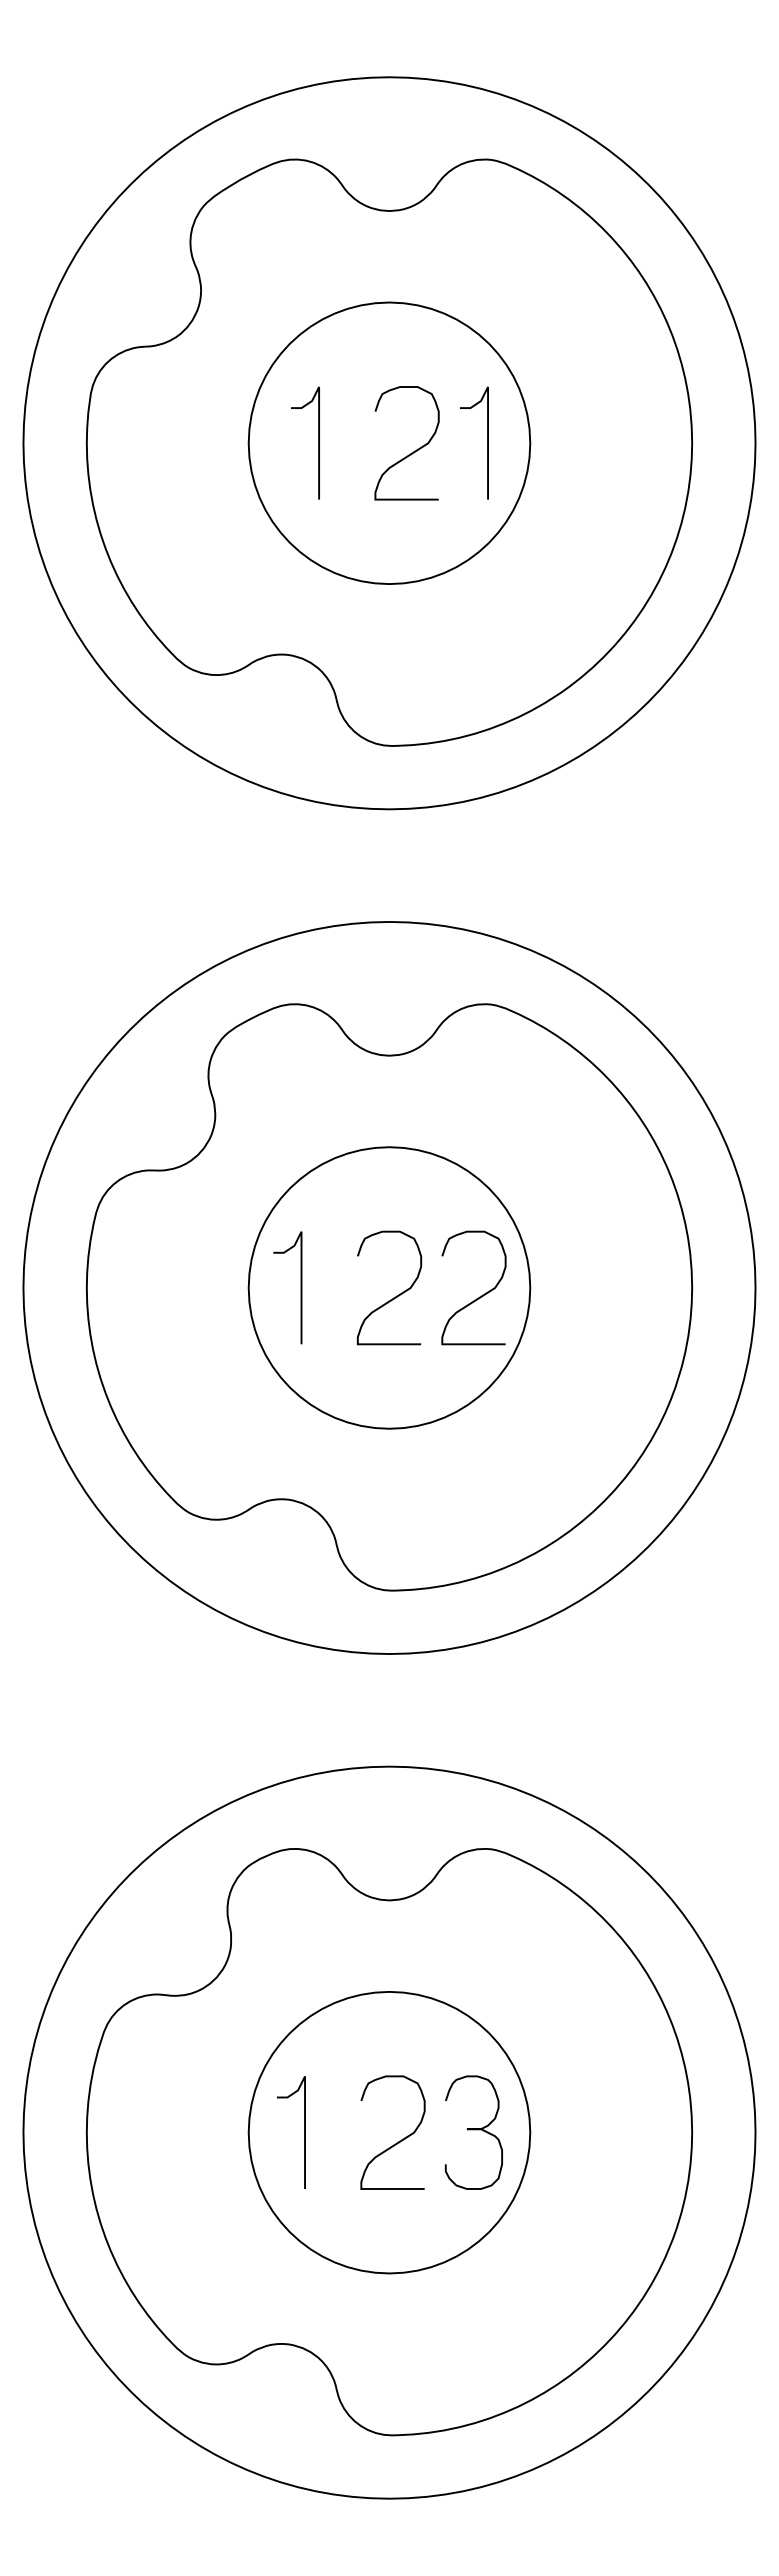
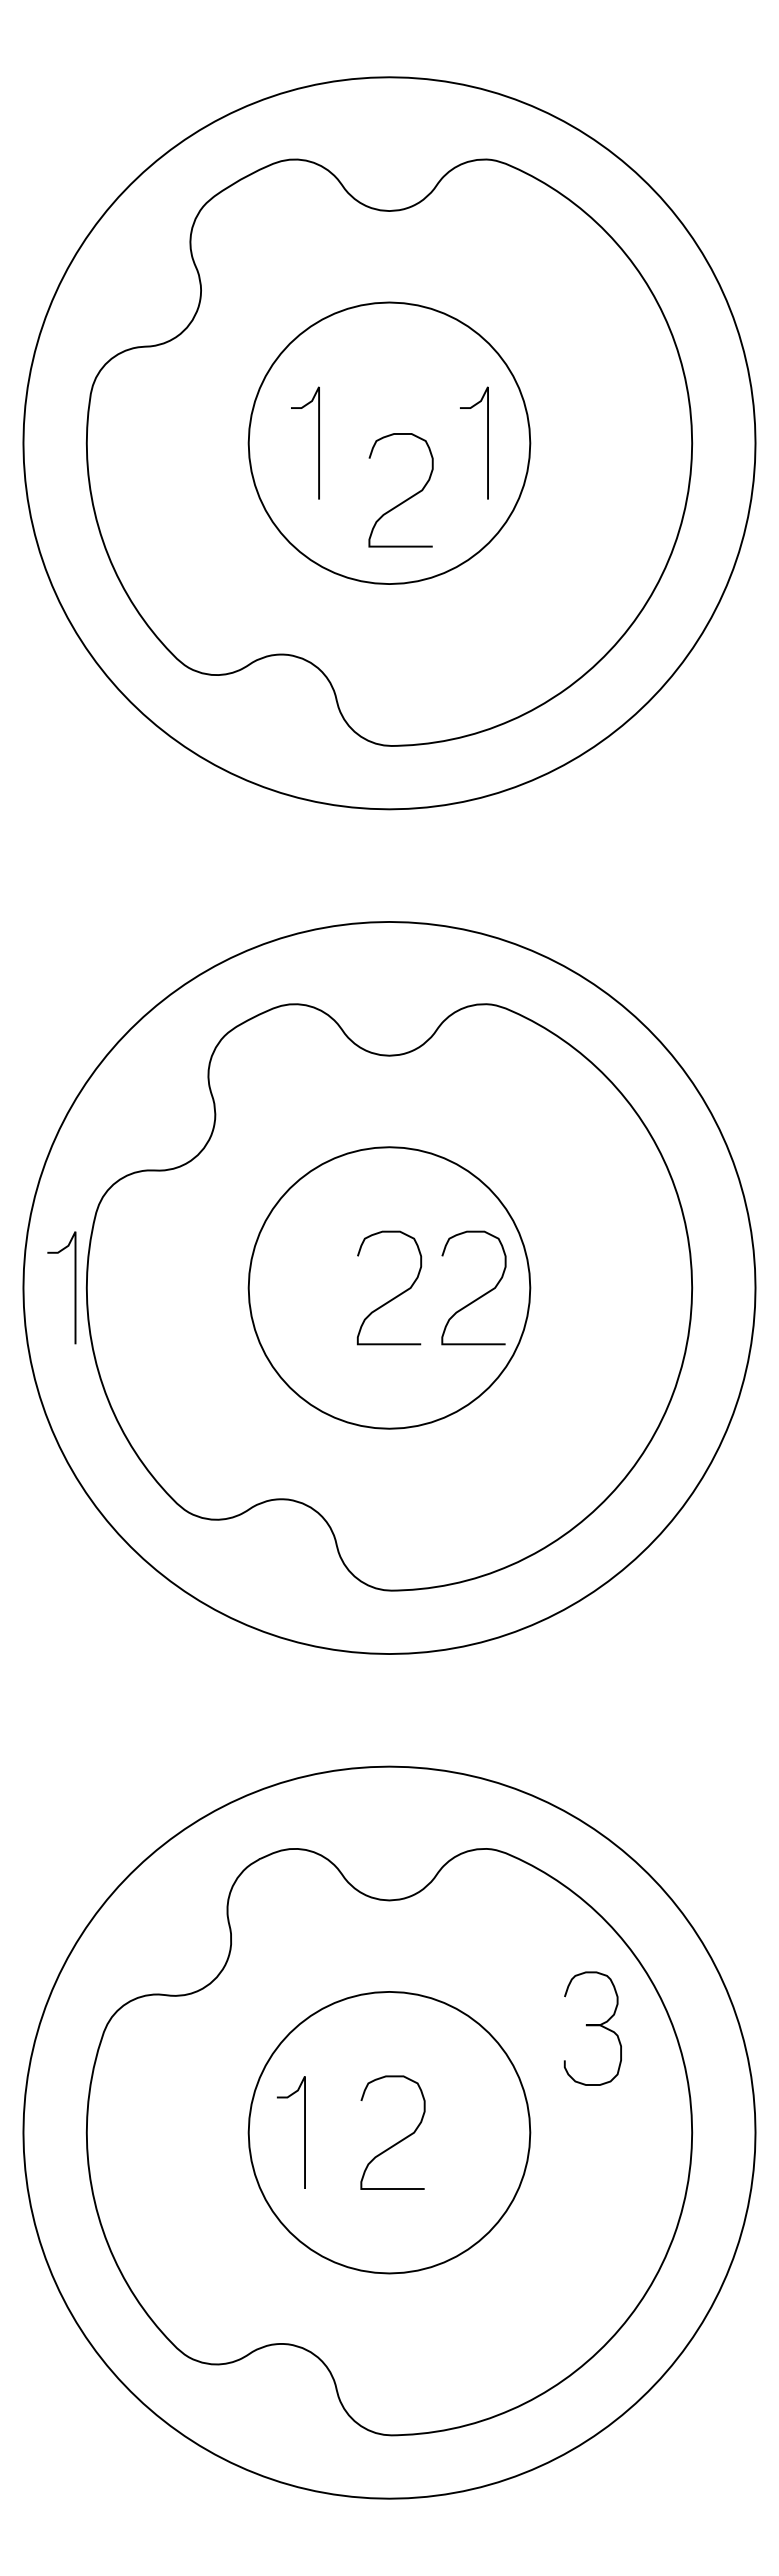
curve position: (411, 452) -> (405, 499) (405, 499)
curve position: (300, 1287) -> (74, 1287) (74, 1287)
curve position: (473, 2130) -> (592, 2026) (592, 2026)
